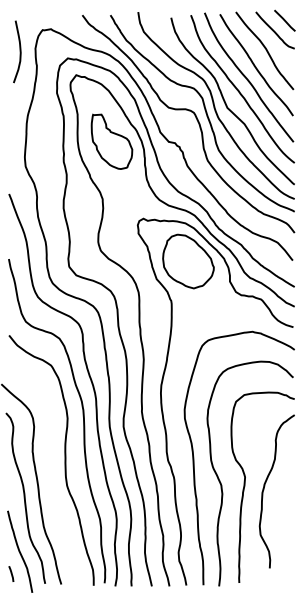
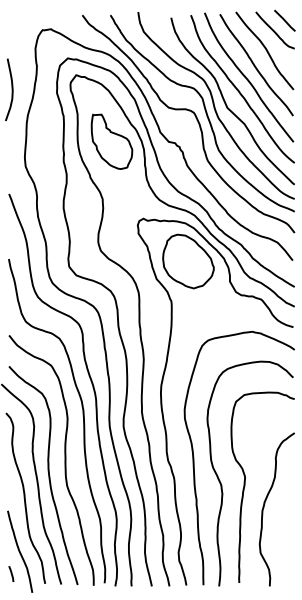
curve position: (19, 51) -> (11, 89) (11, 89)
curve: none -> present (48, 475)
curve position: (264, 490) -> (264, 508) (264, 508)
